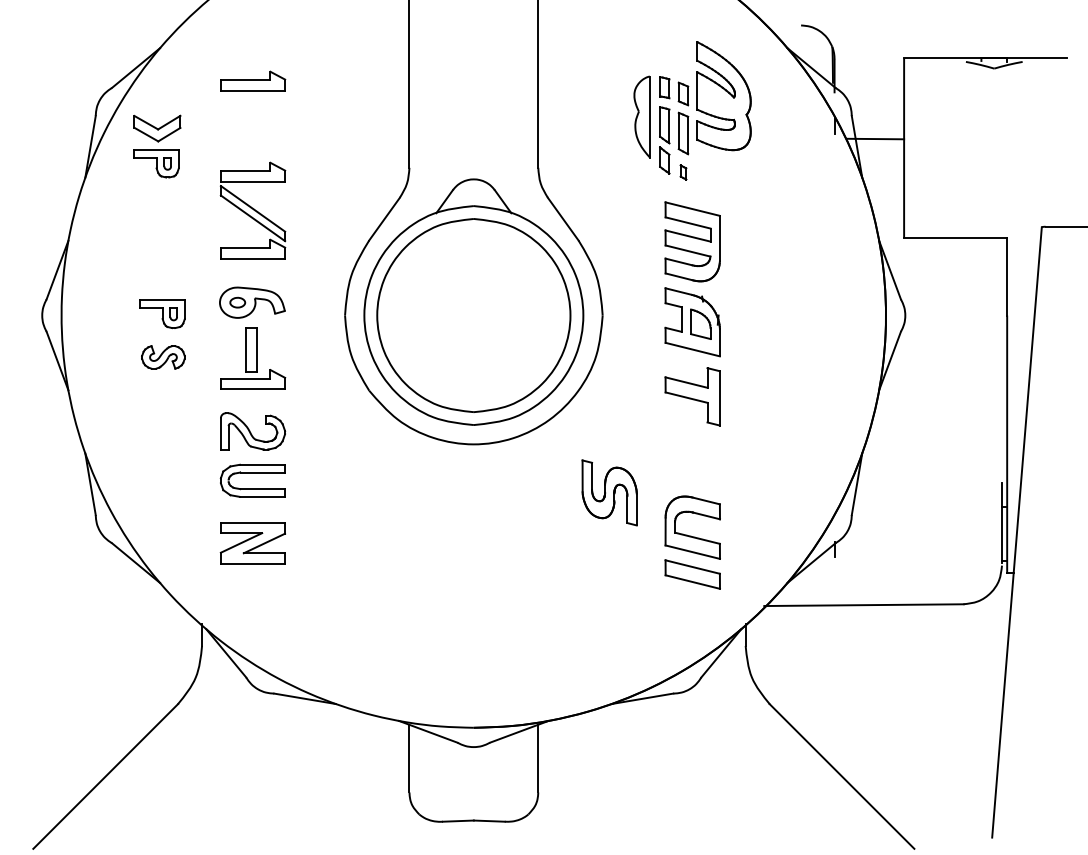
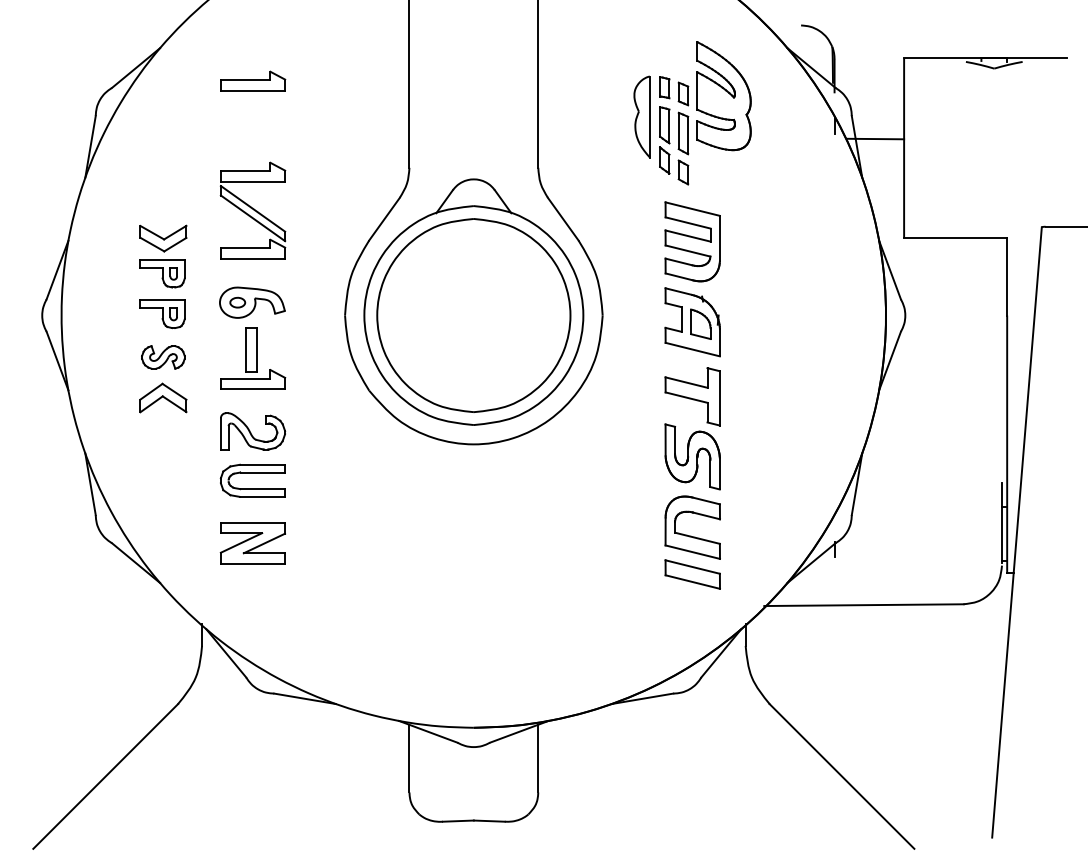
part position: (157, 146) -> (163, 256) (163, 256)
part size: 9x17 px -> 13x27 px (683, 172)
part: none -> present (163, 397)
part position: (609, 492) -> (692, 456) (692, 456)
